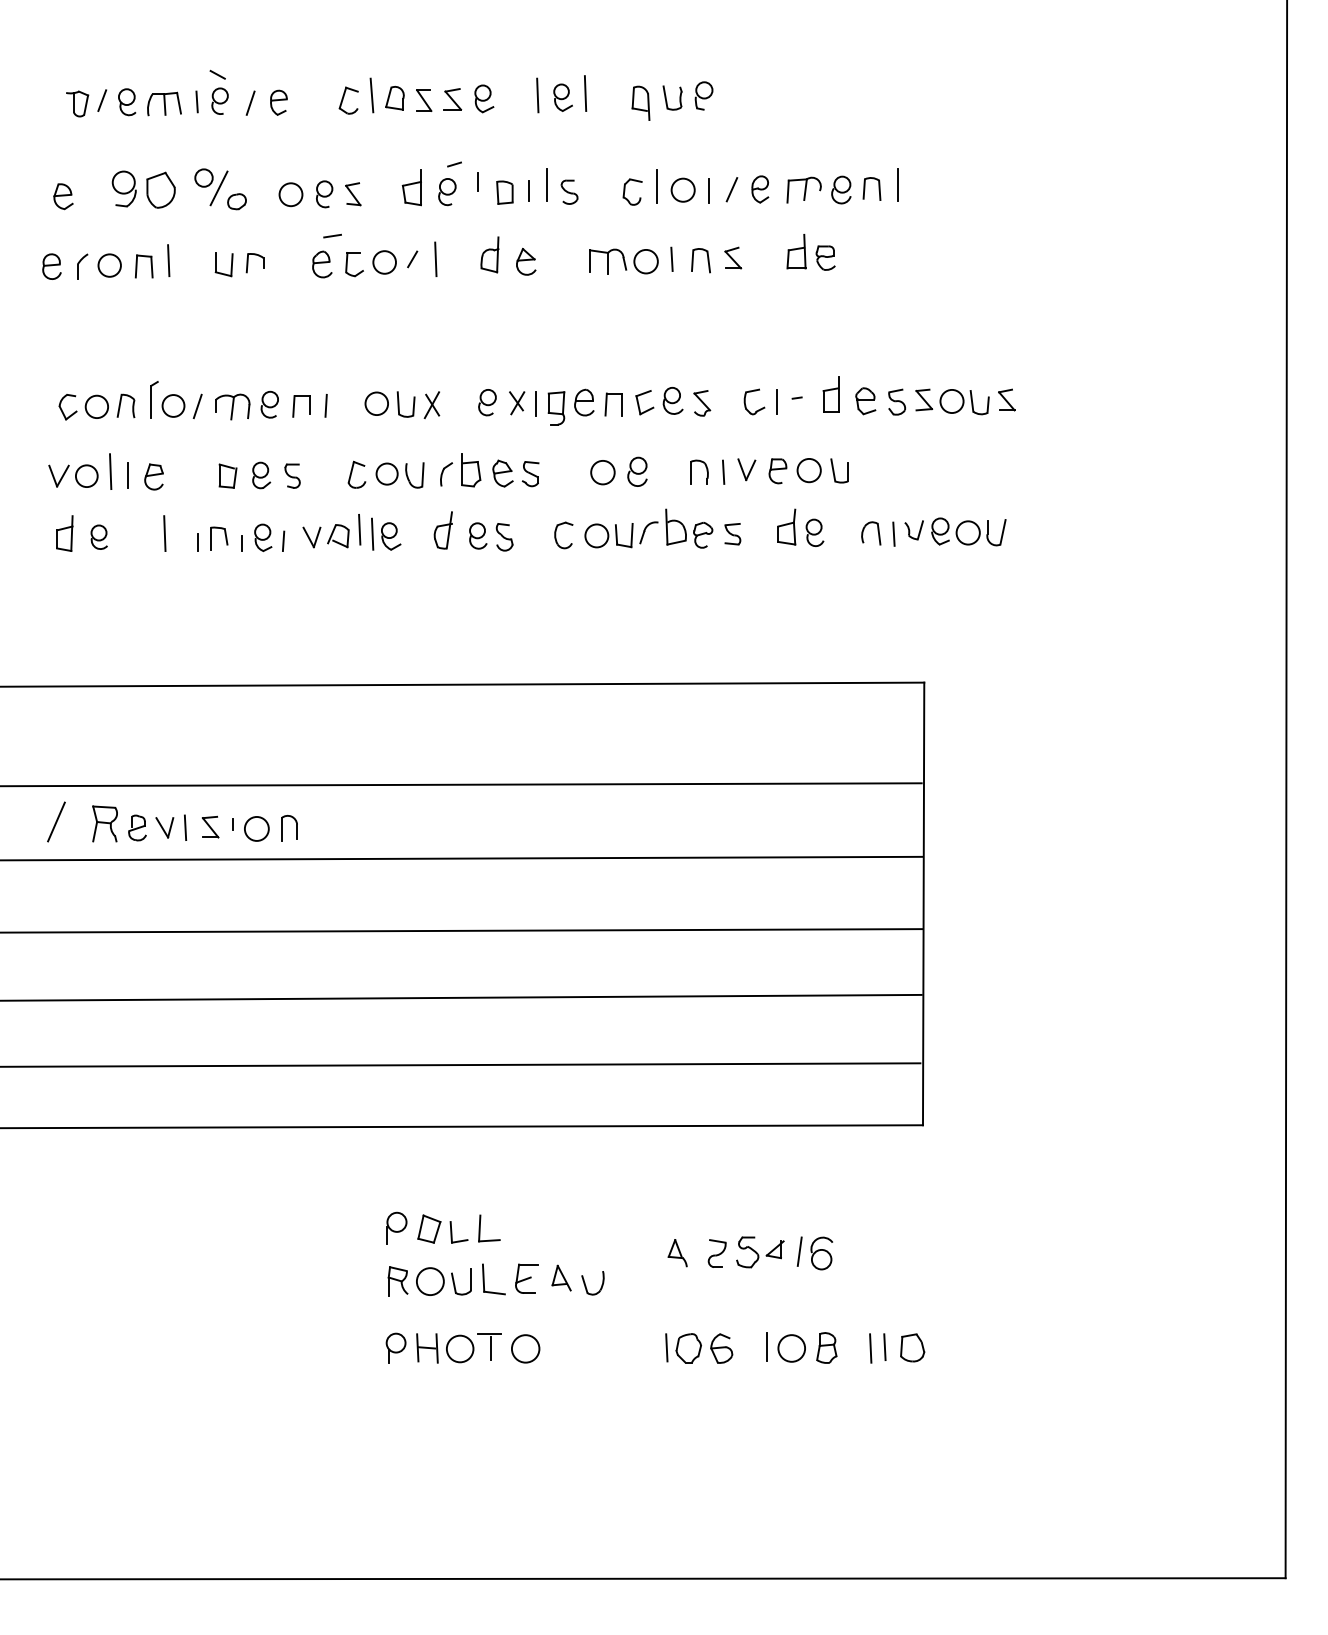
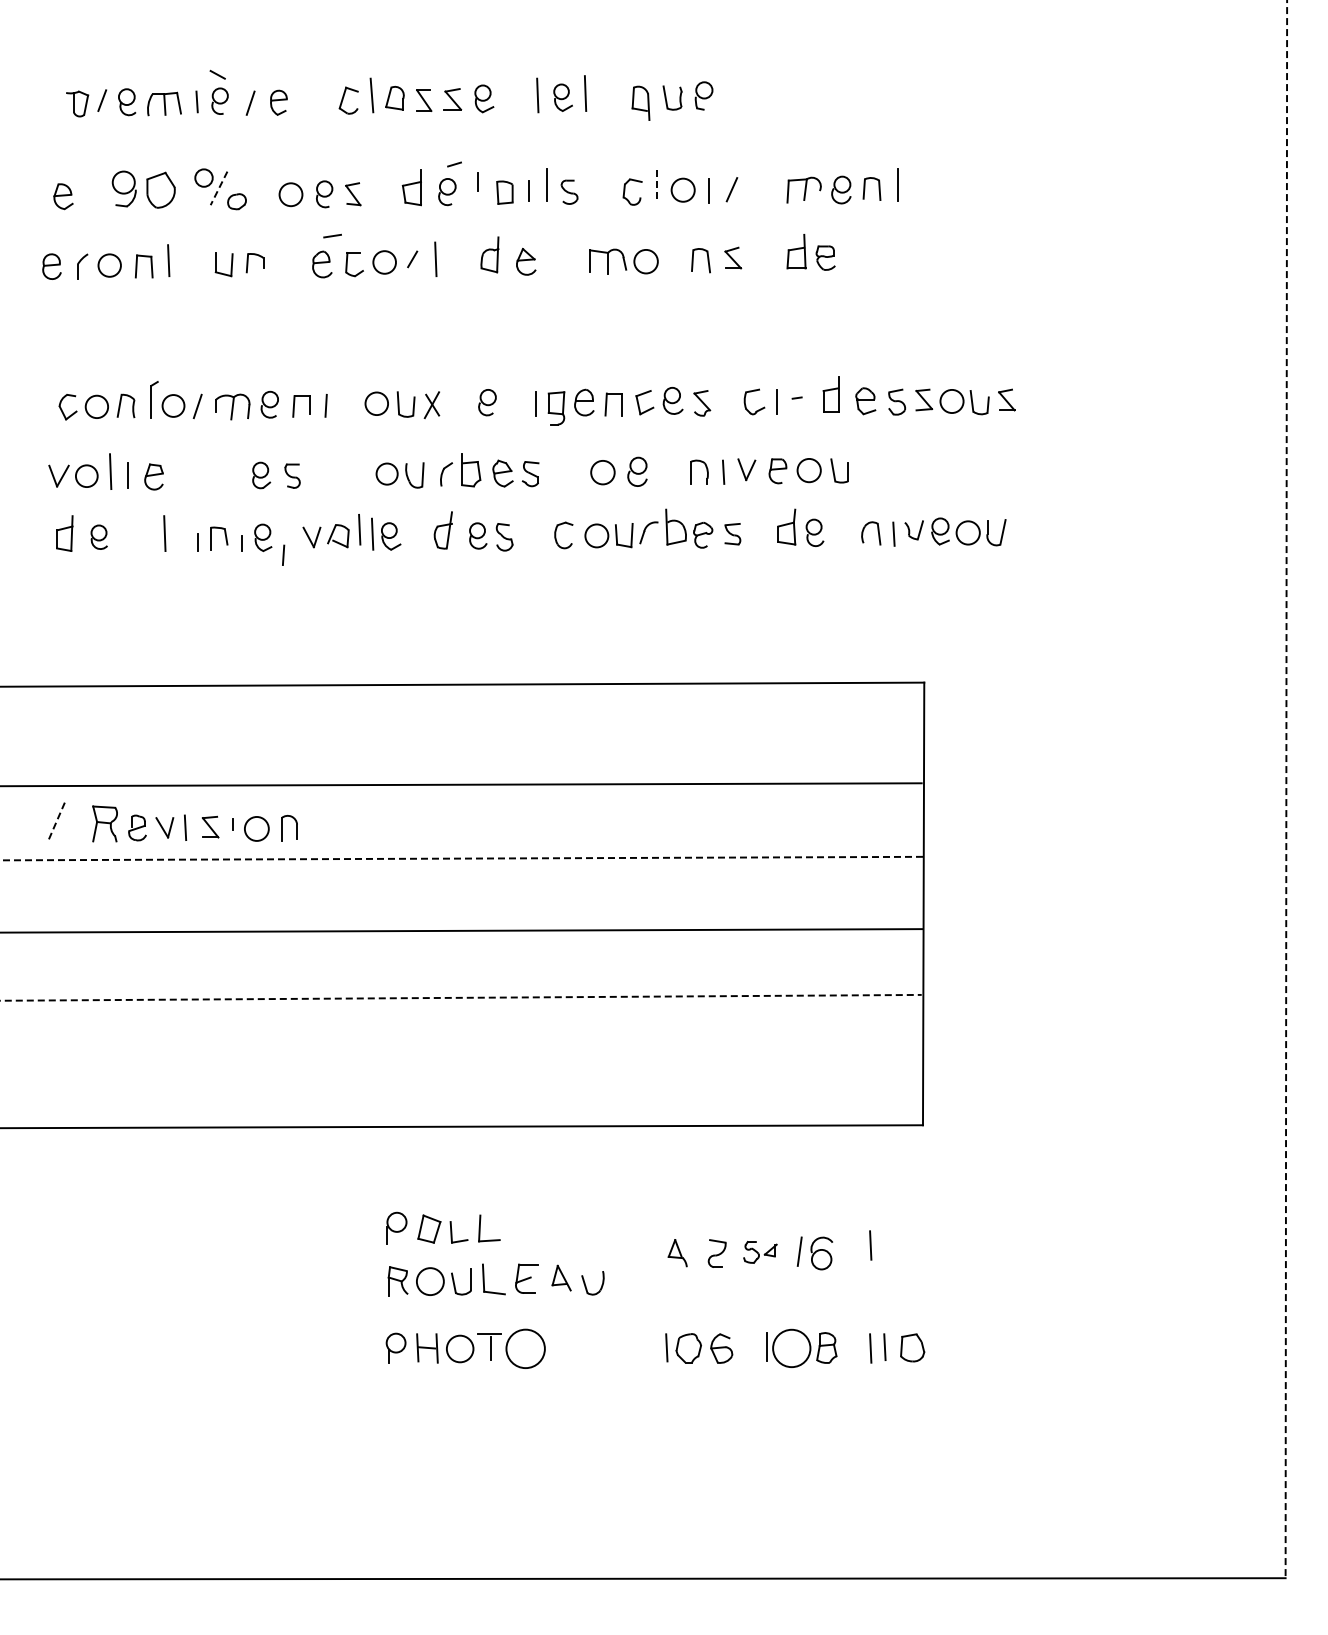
line: solid -> dashed (657, 186)
line: solid -> dashed (219, 188)
part: present -> none (760, 189)
line: present -> none (671, 258)
part: present -> none (517, 403)
part: present -> none (356, 474)
part: present -> none (227, 475)
line position: (283, 540) -> (283, 554) (283, 554)
line: solid -> dashed (1286, 789)
line: solid -> dashed (56, 822)
line: solid -> dashed (461, 858)
line: solid -> dashed (461, 997)
line: present -> none (461, 1064)
line: none -> present (870, 1245)
part size: 49x33 px -> 35x23 px (760, 1252)
circle diameter: 27 px -> 38 px (525, 1348)
circle diameter: 27 px -> 37 px (791, 1348)
